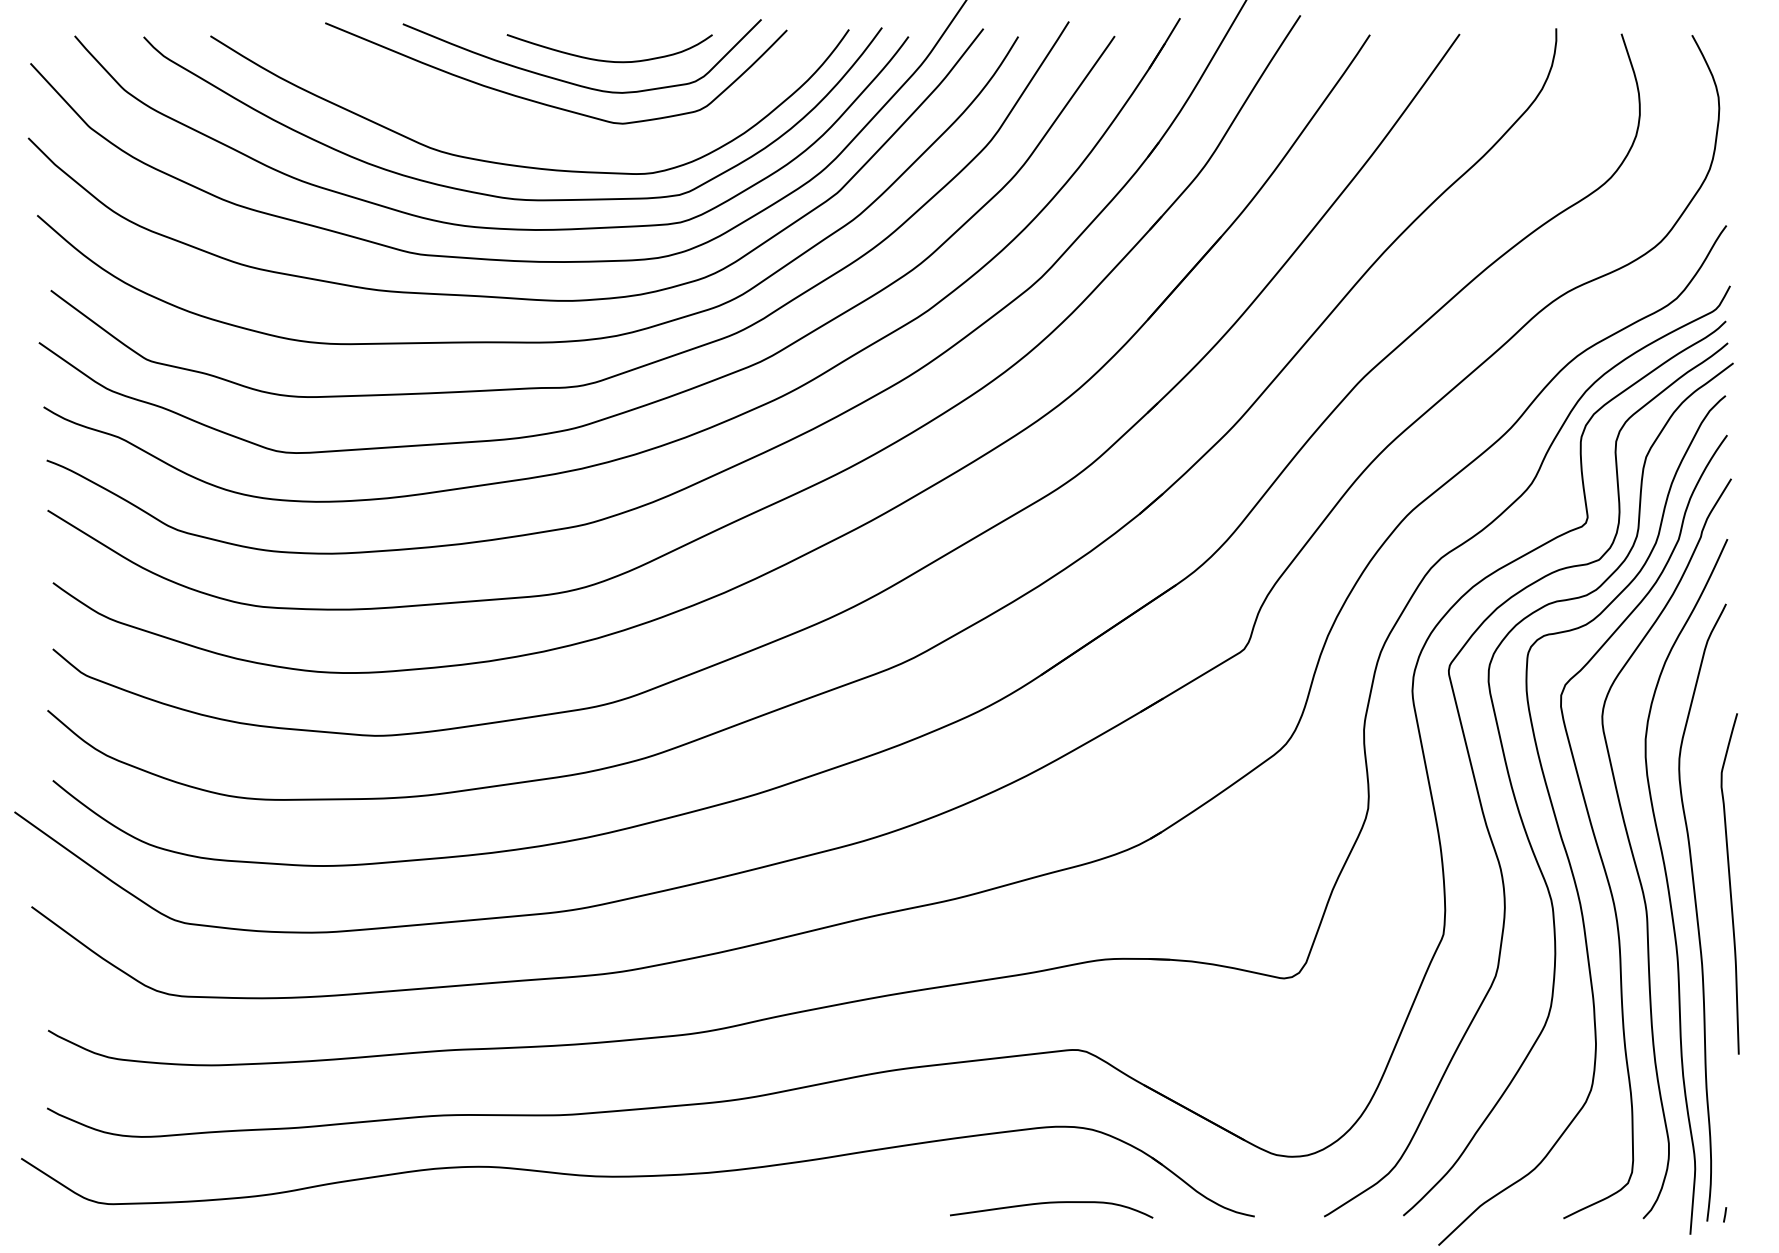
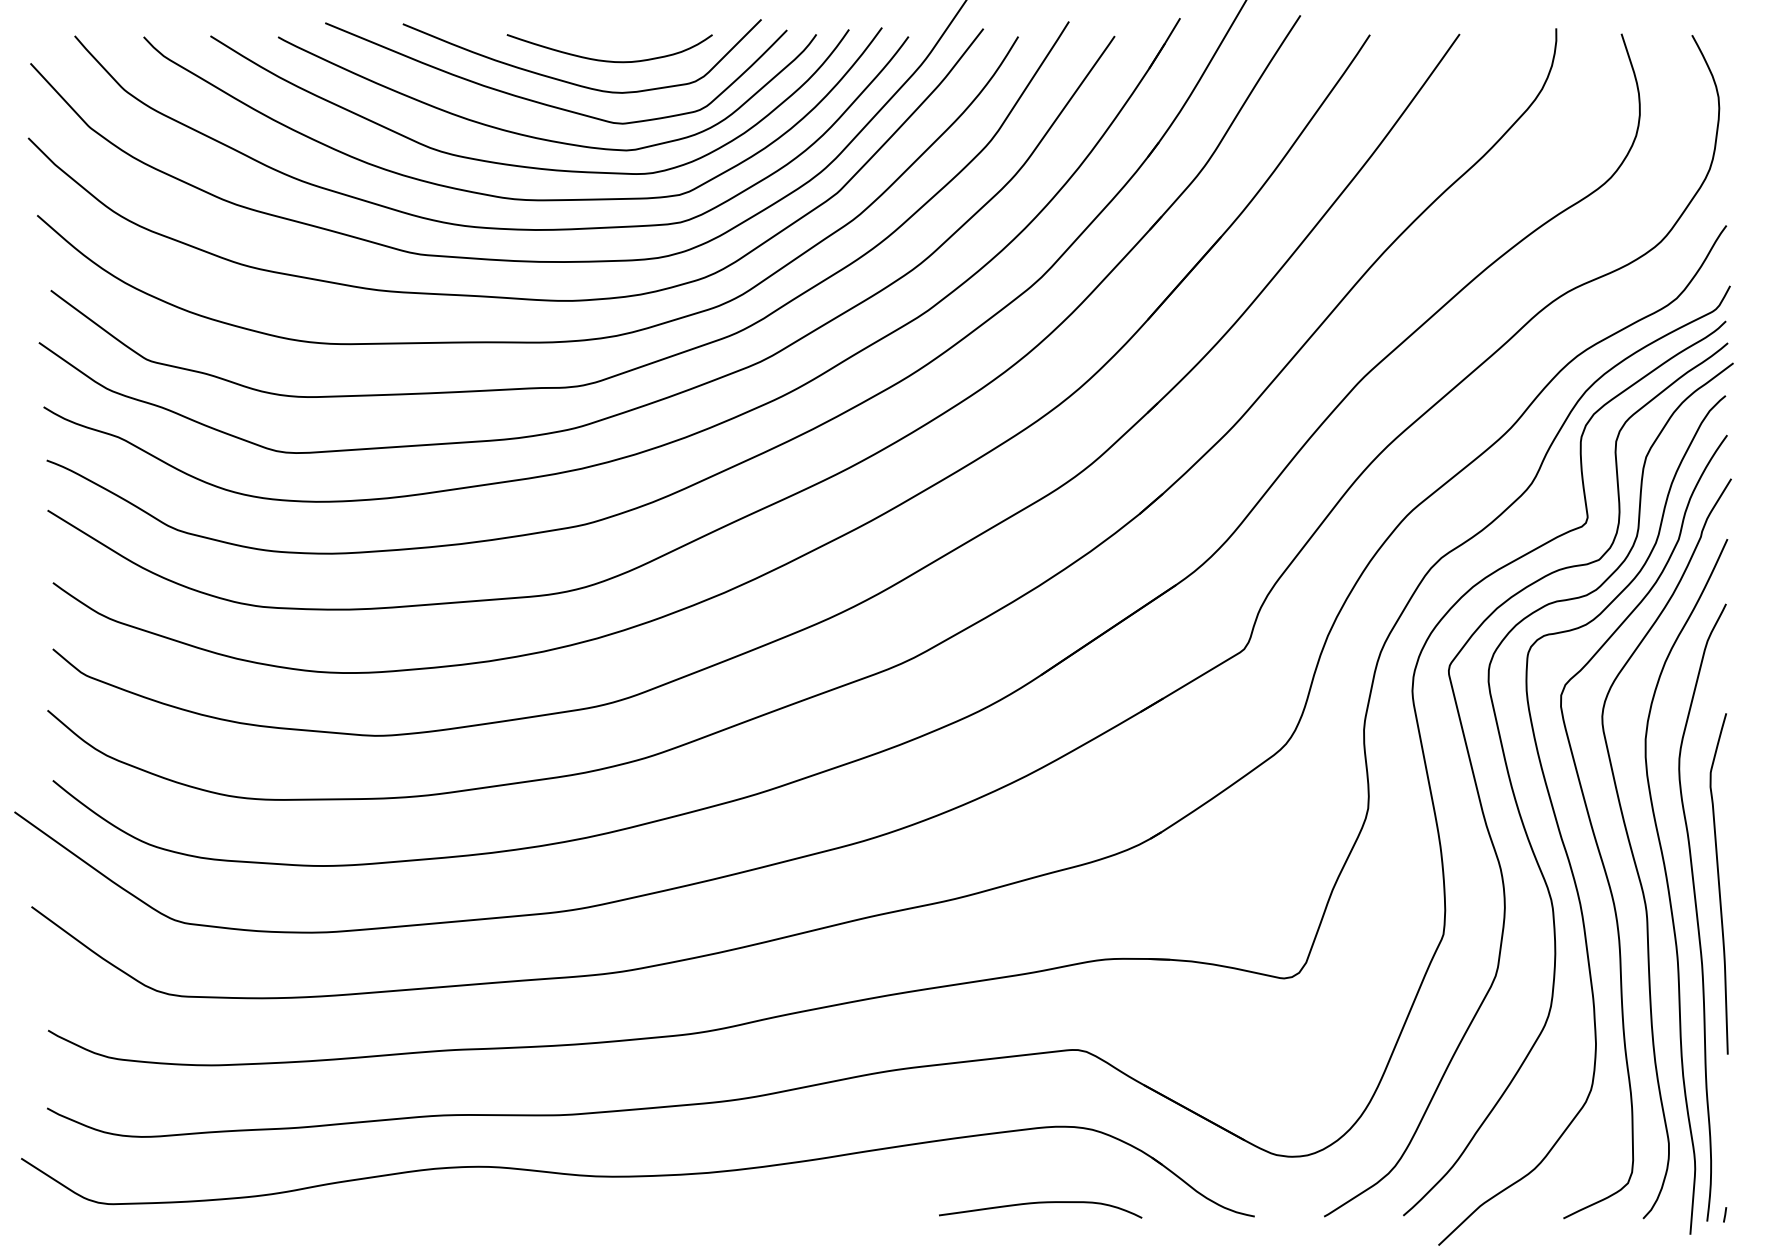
curve: none -> present (539, 137)
curve position: (1729, 883) -> (1718, 883) (1718, 883)
curve position: (1051, 1203) -> (1040, 1203) (1040, 1203)
